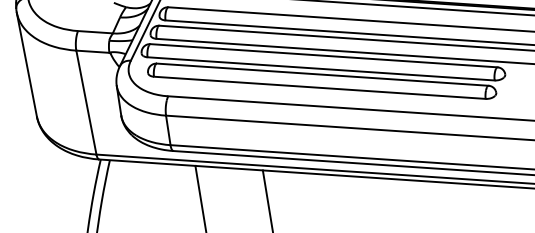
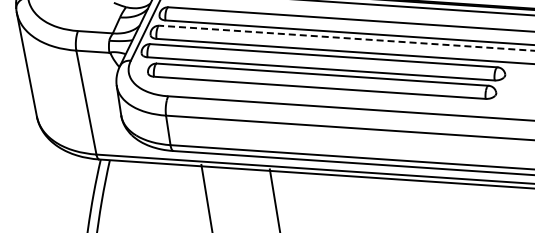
line: solid -> dashed (346, 38)
line position: (200, 197) -> (206, 196) (206, 196)
line position: (267, 199) -> (274, 199) (274, 199)
